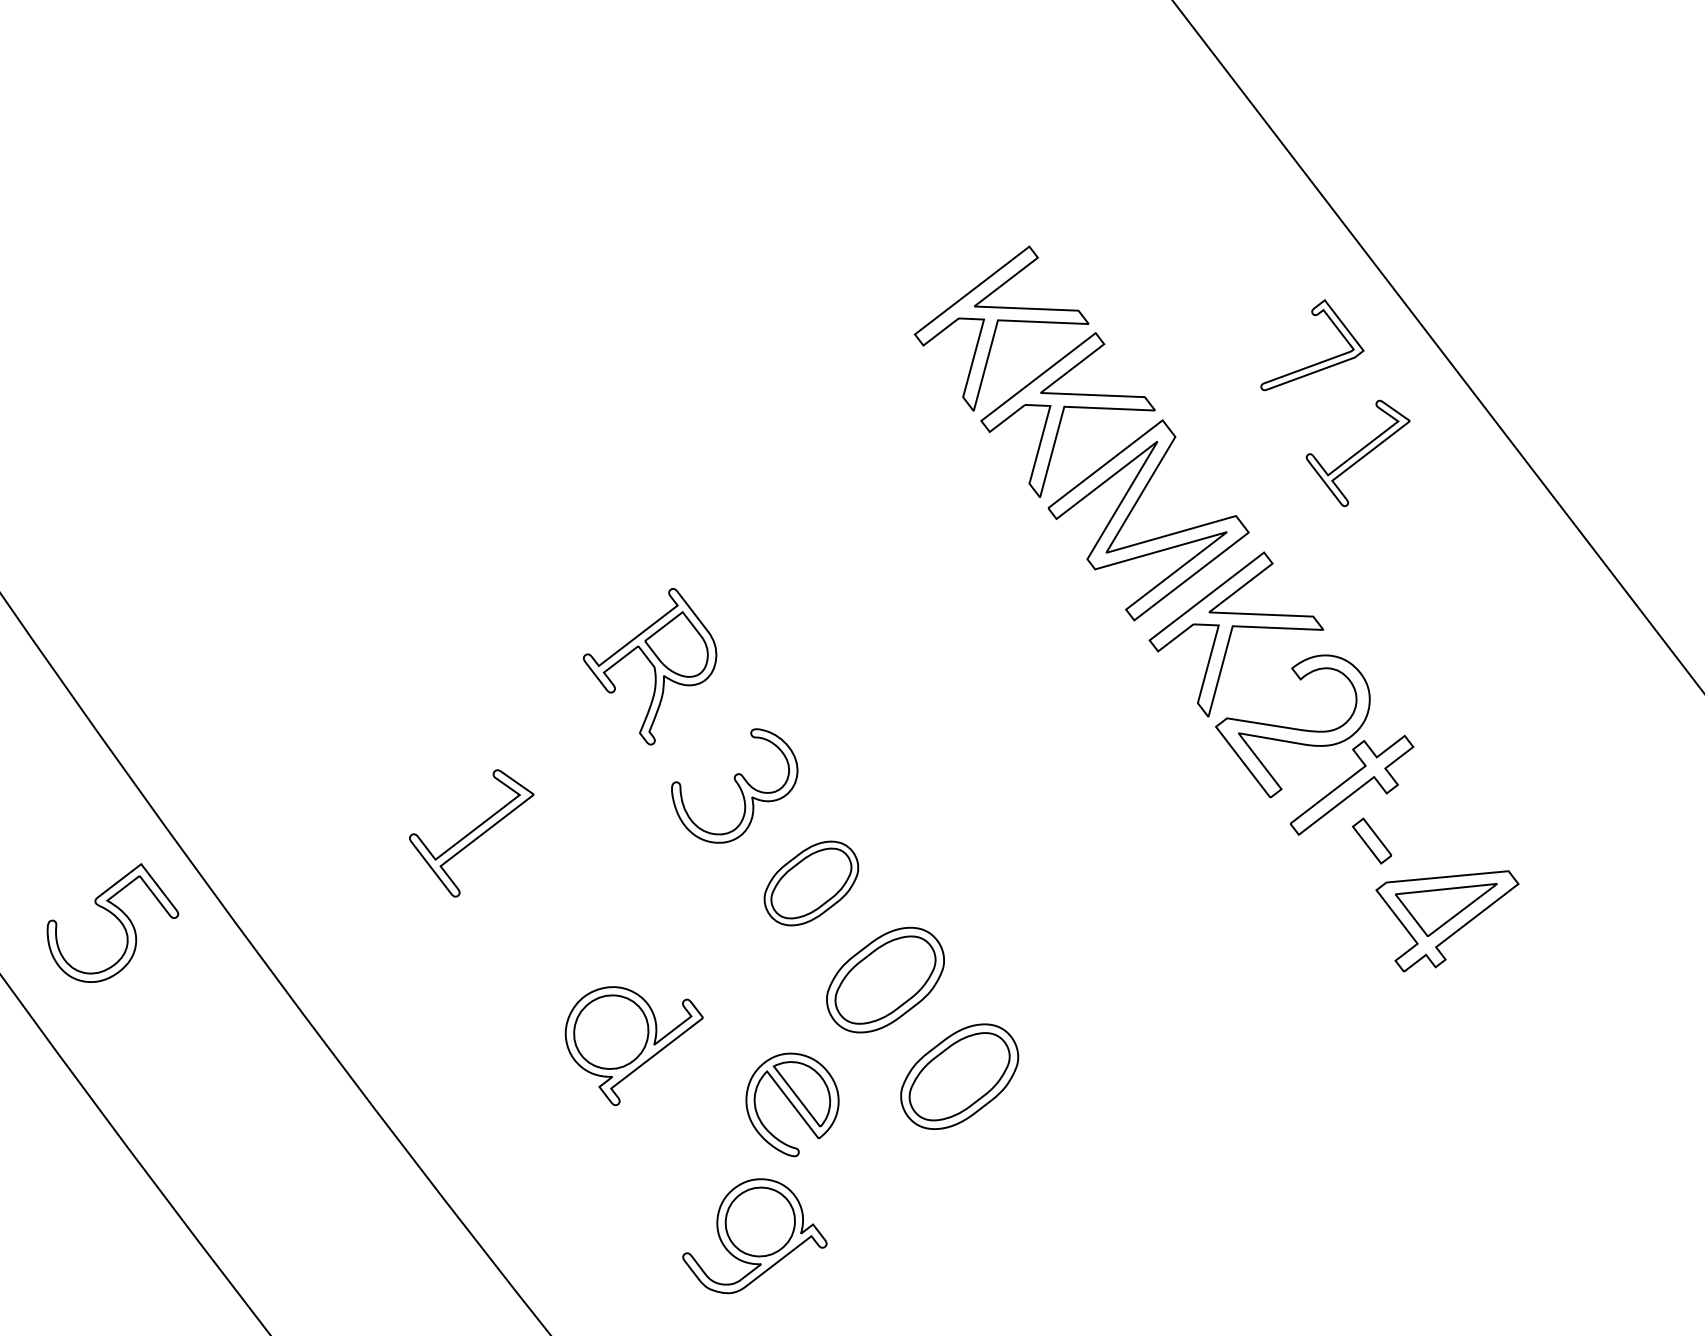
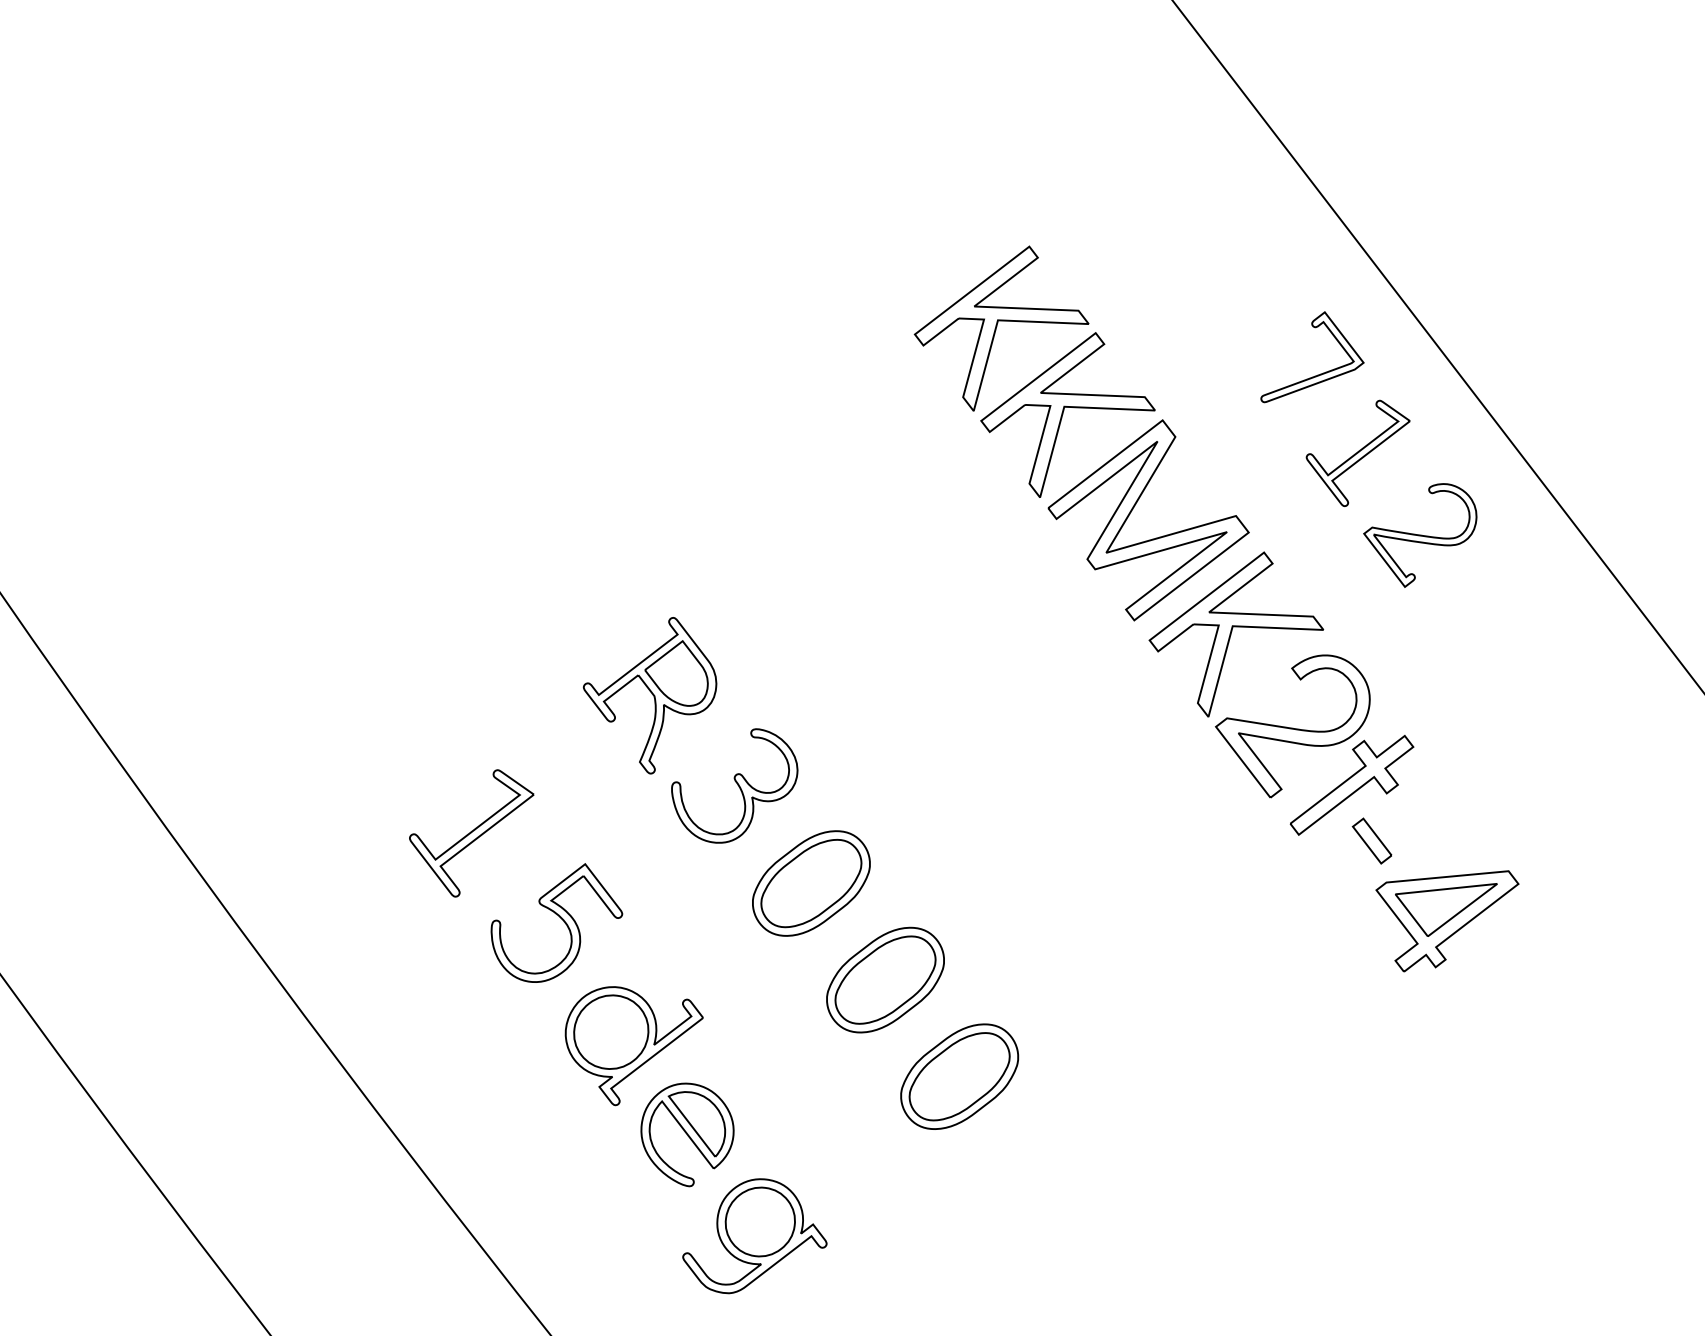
part position: (1317, 362) -> (1317, 374) (1317, 374)
part: none -> present (1420, 535)
part position: (649, 666) -> (649, 695) (649, 695)
part size: 97x87 px -> 119x107 px (811, 883)
part position: (112, 922) -> (556, 922) (556, 922)
part position: (792, 1104) -> (687, 1134) (687, 1134)
